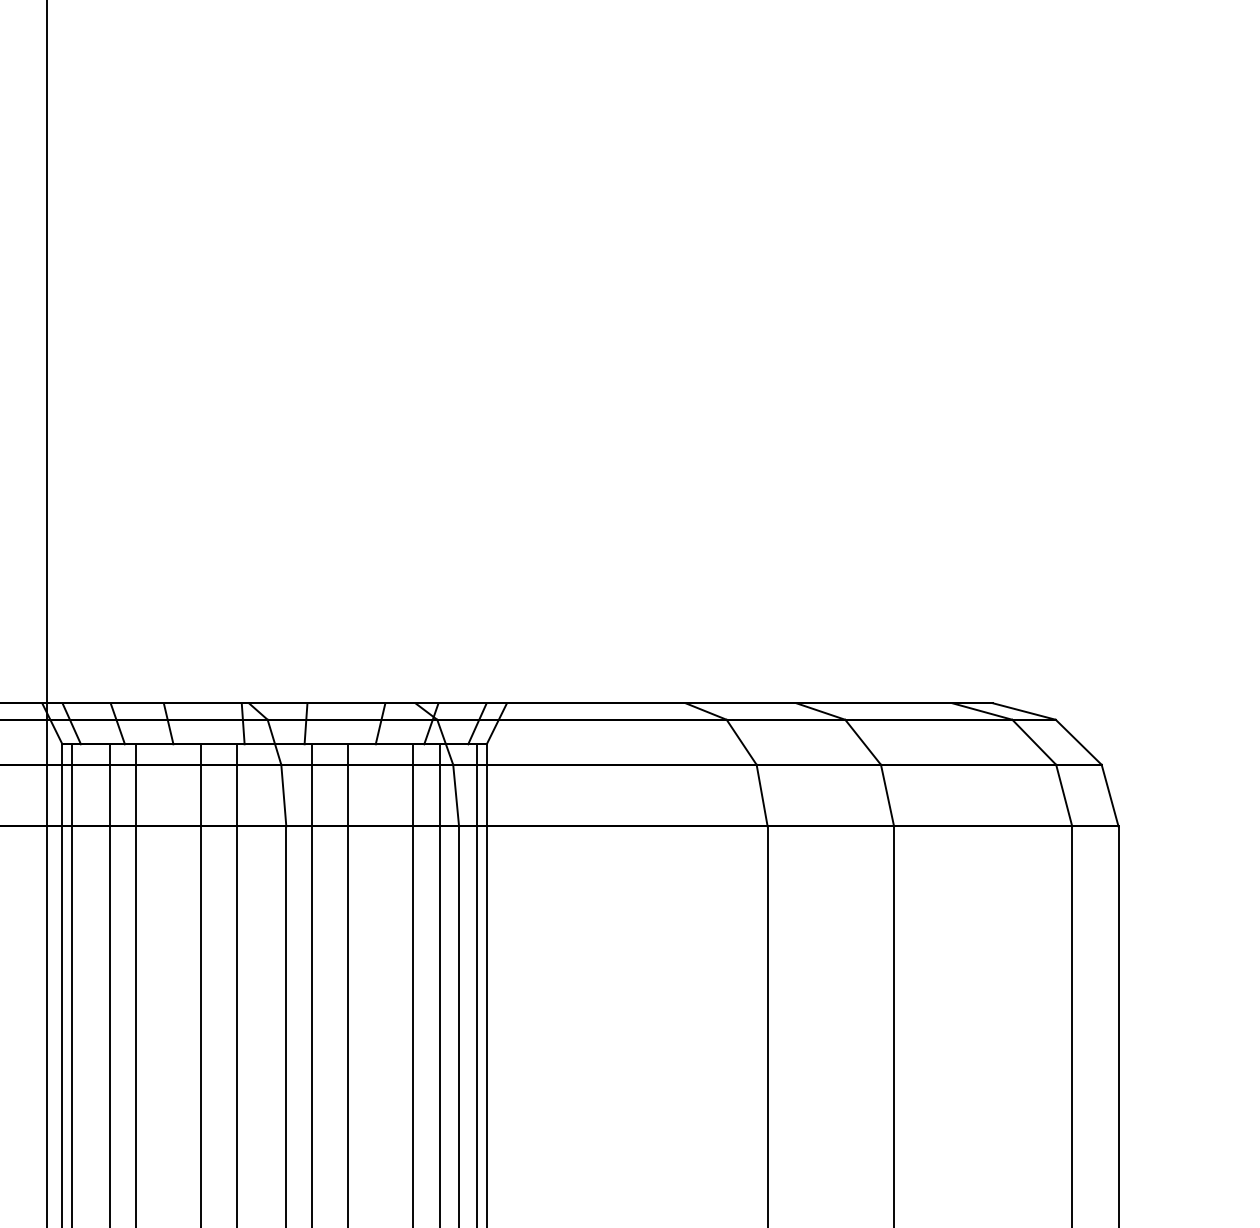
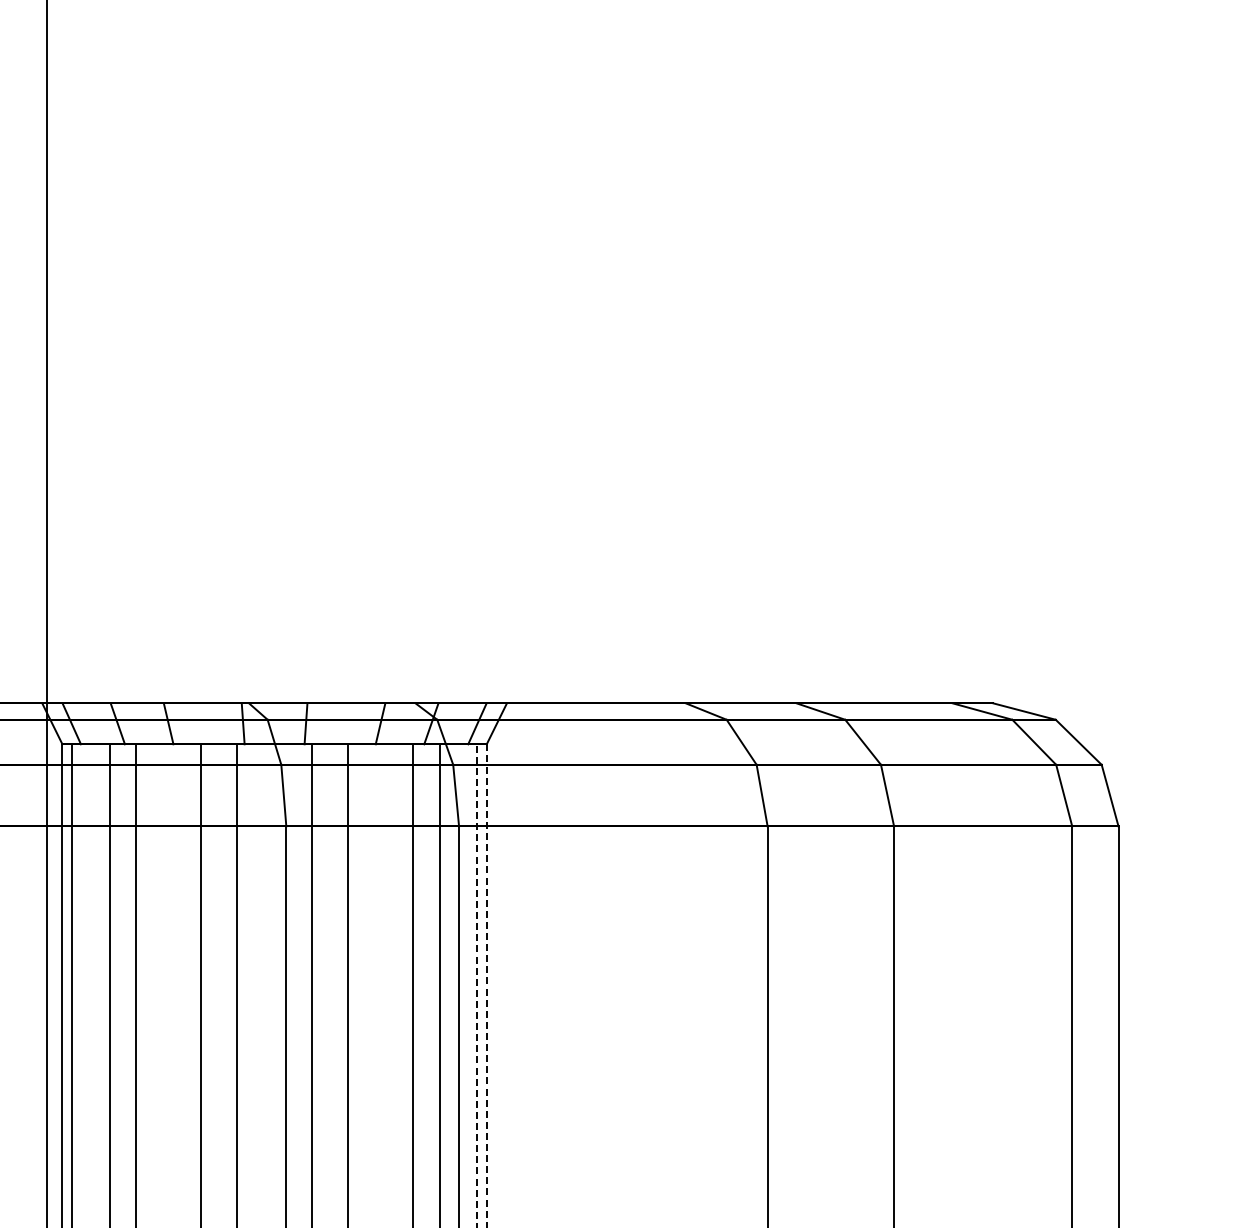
line: solid -> dashed (477, 986)
line: solid -> dashed (486, 986)
